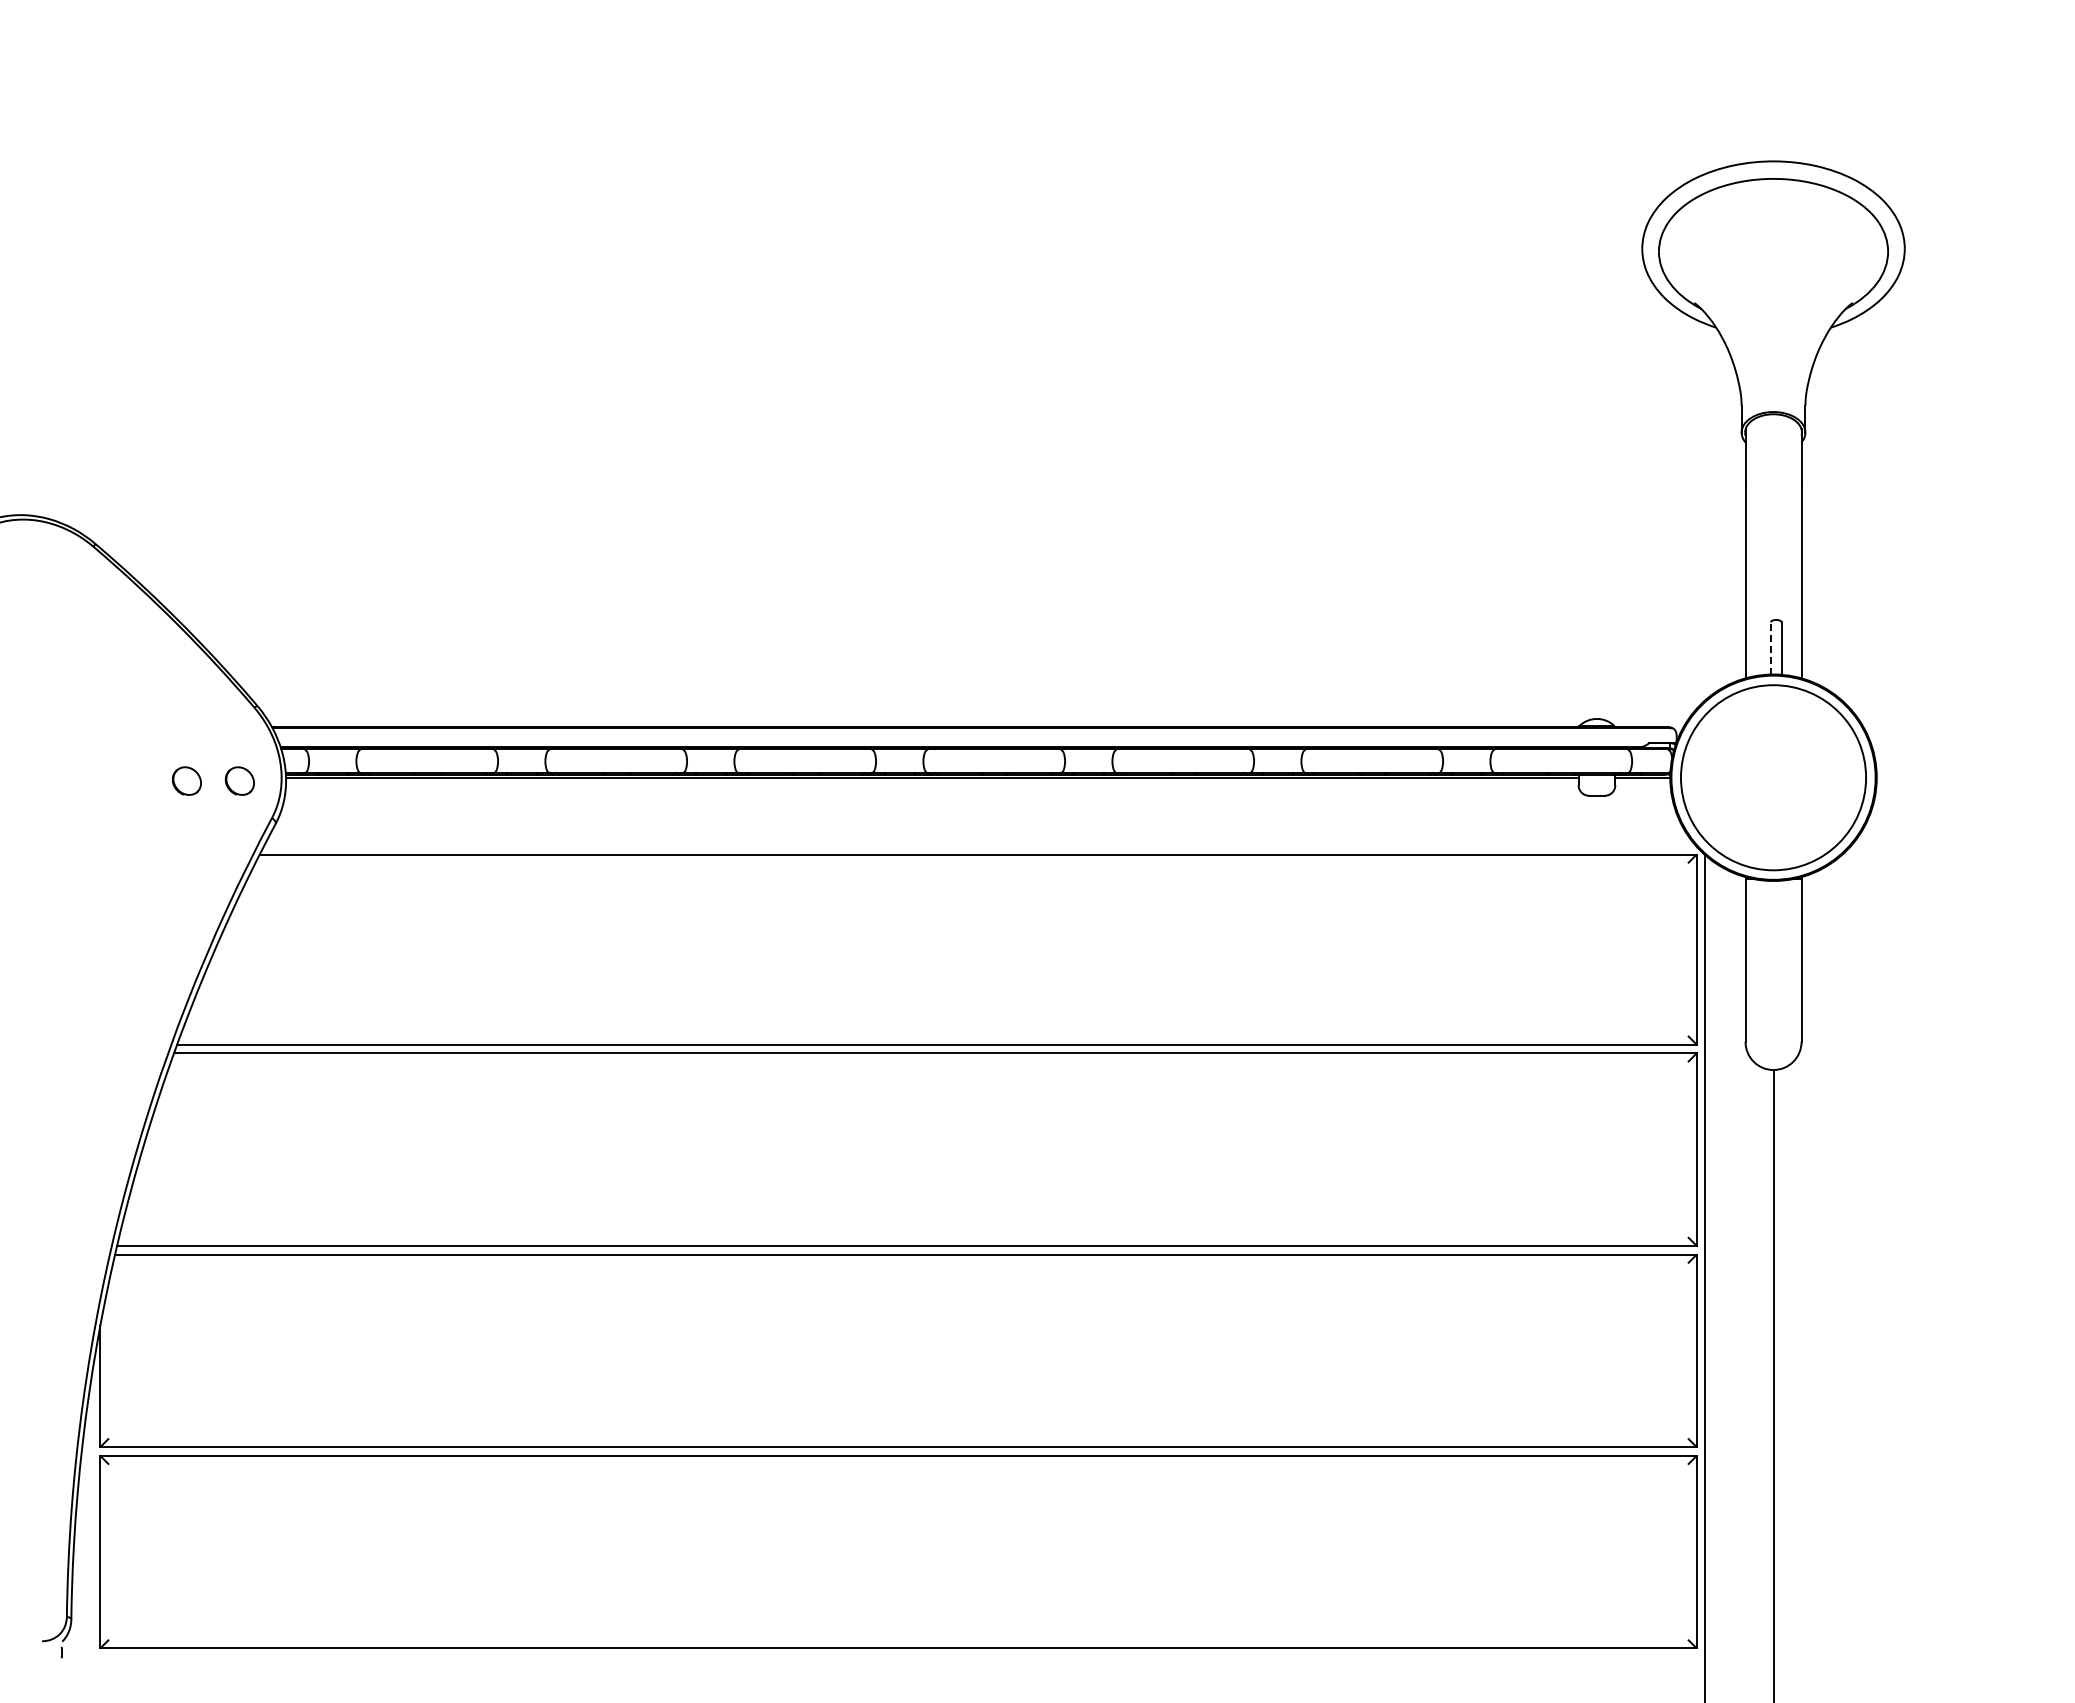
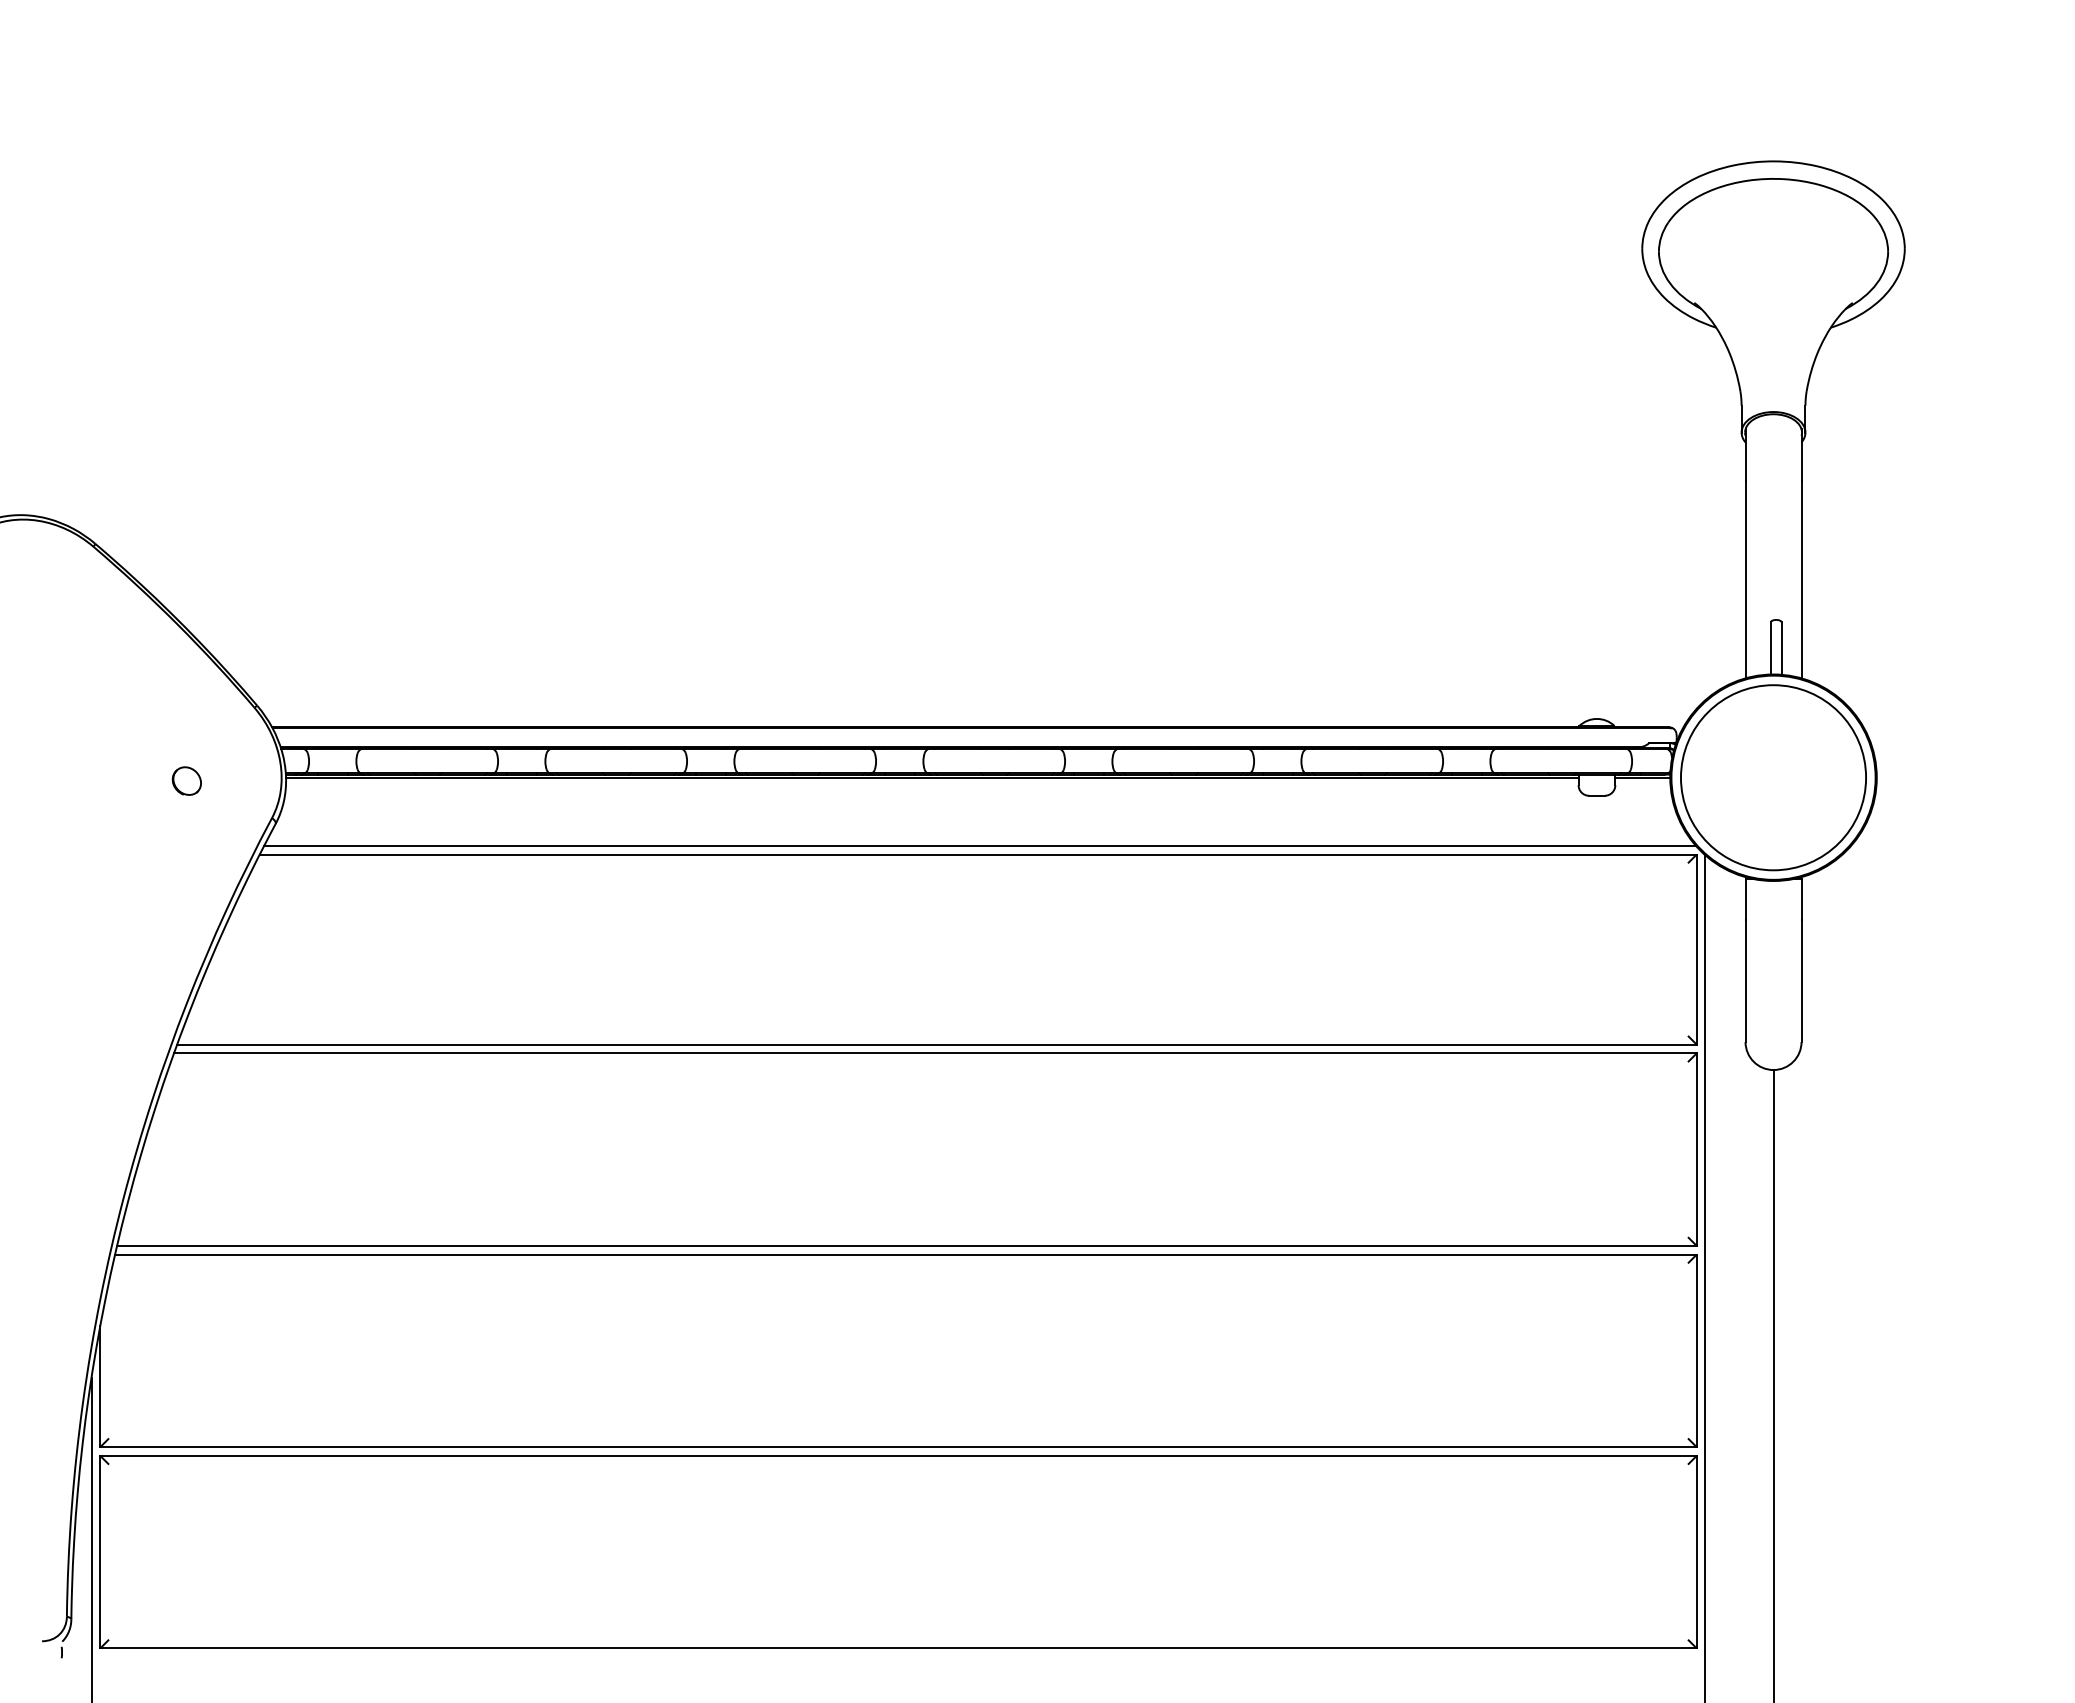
line: dashed -> solid (1770, 647)
part: present -> none (239, 780)
line: none -> present (979, 845)
line: none -> present (91, 1538)
